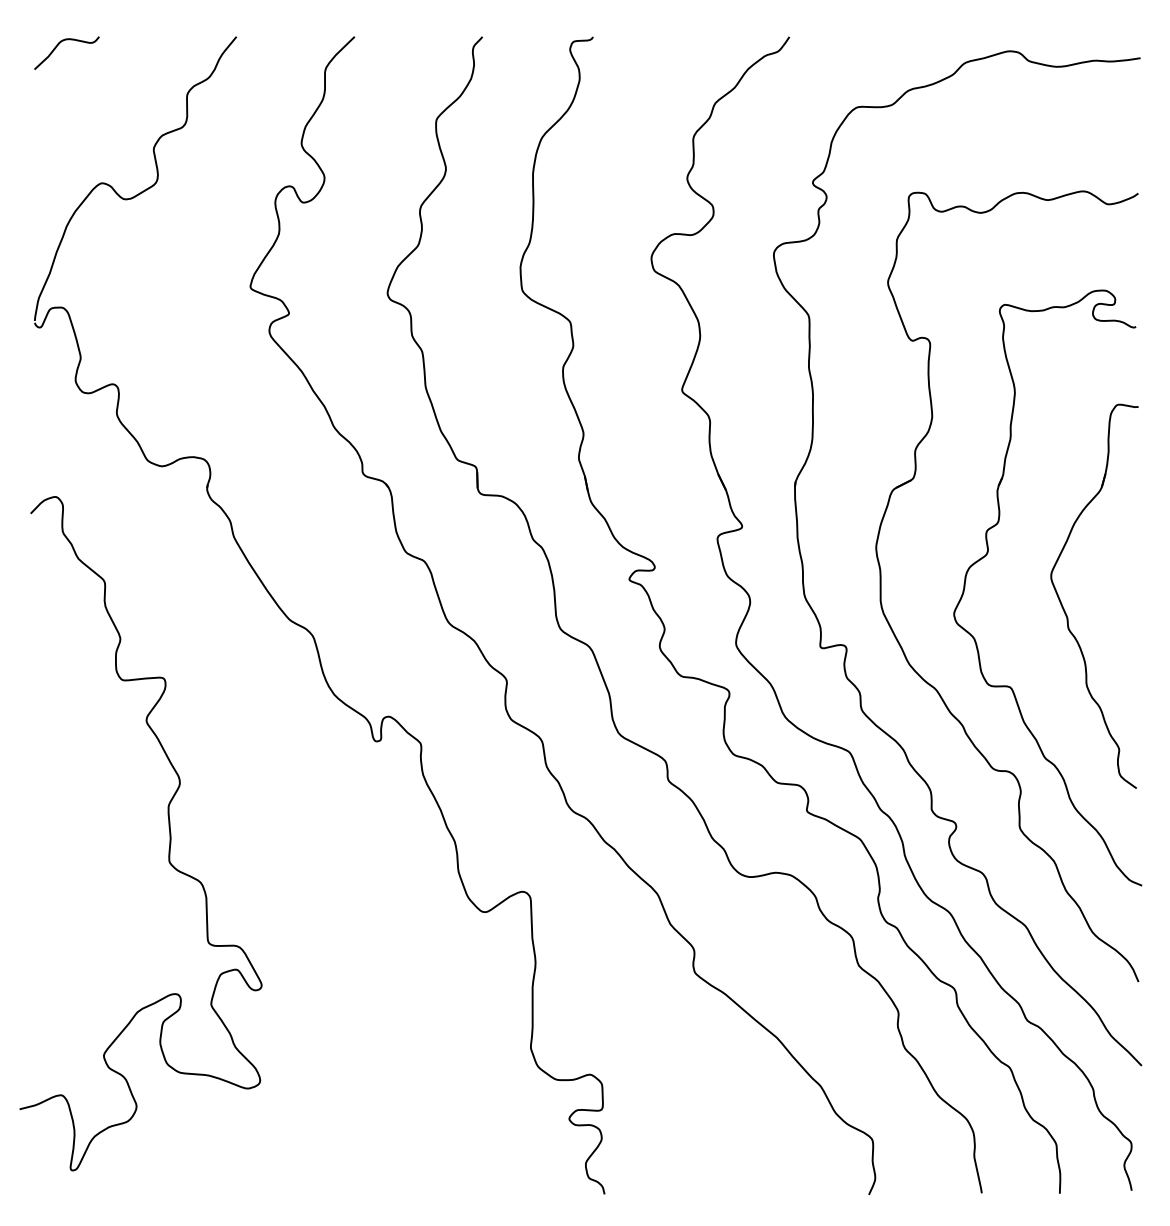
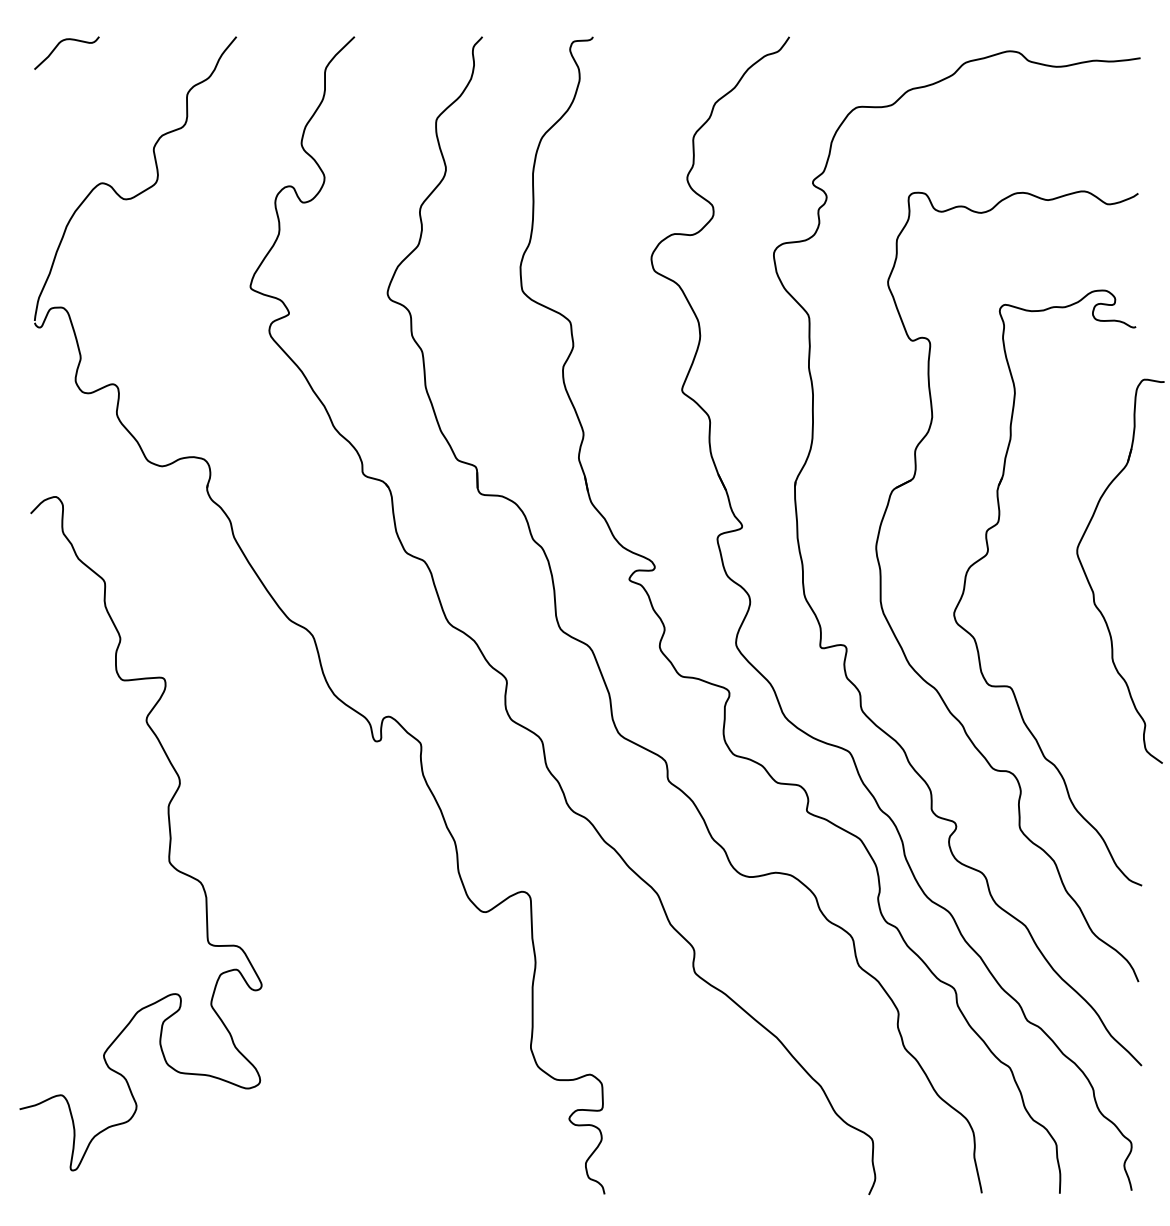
part position: (1065, 610) -> (1091, 585) (1091, 585)
